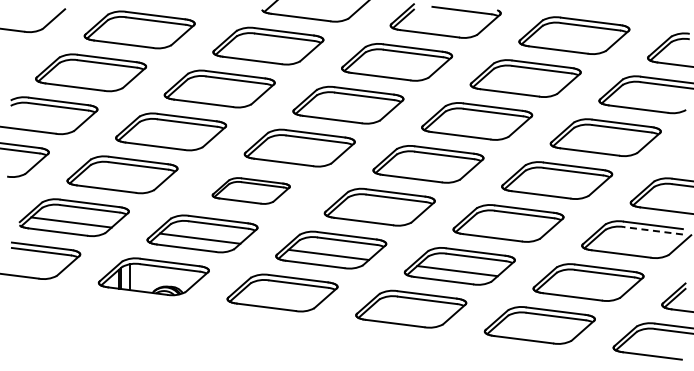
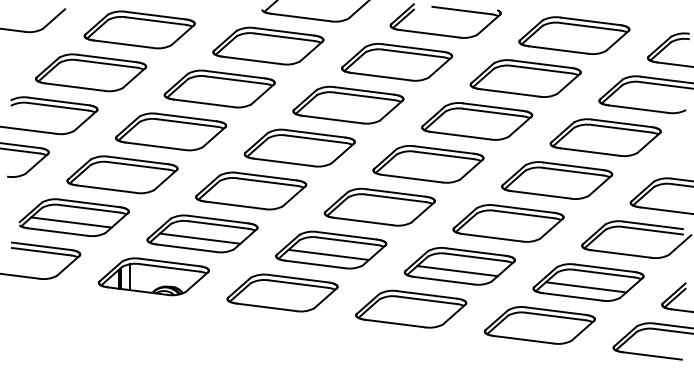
part size: 80x28 px -> 113x40 px (251, 190)
line: dashed -> solid (653, 230)
line: none -> present (585, 287)
